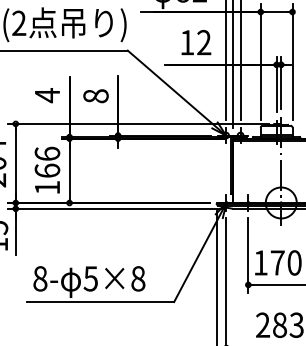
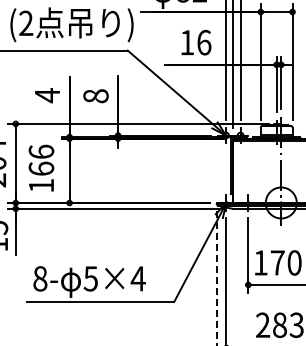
text position: (64, 24) -> (71, 24) (71, 24)
text: 12 -> 16 (204, 42)
text position: (47, 169) -> (41, 167) (41, 167)
text: 5×8 -> 5×4 (137, 278)
line: solid -> dashed (216, 278)
